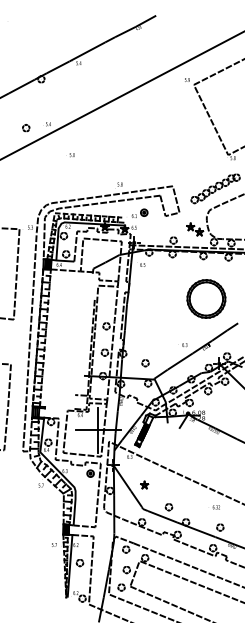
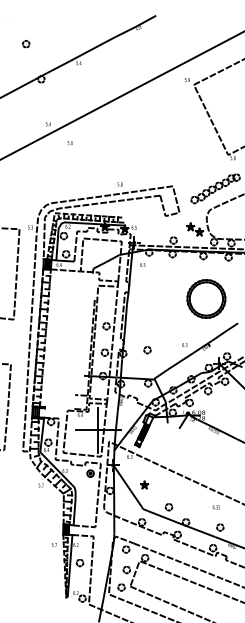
part position: (26, 128) -> (26, 44) (26, 44)
text position: (70, 155) -> (68, 143) (68, 143)
part: present -> none (139, 212)
part position: (145, 363) -> (147, 350) (147, 350)
